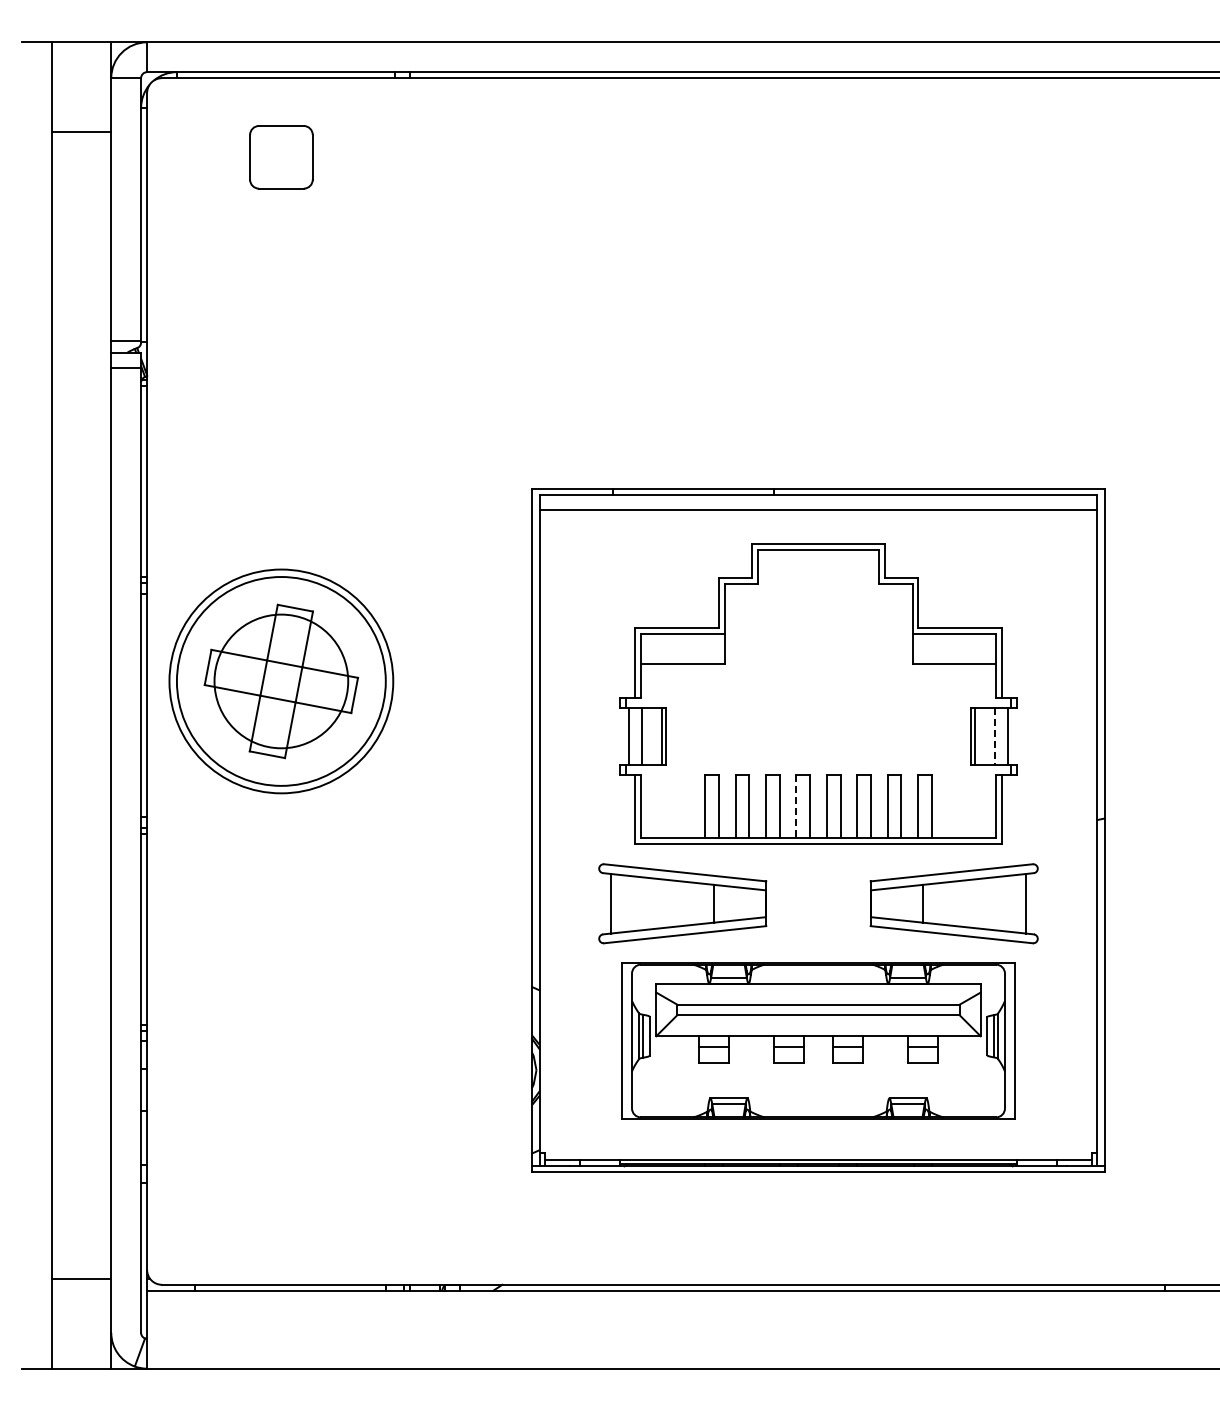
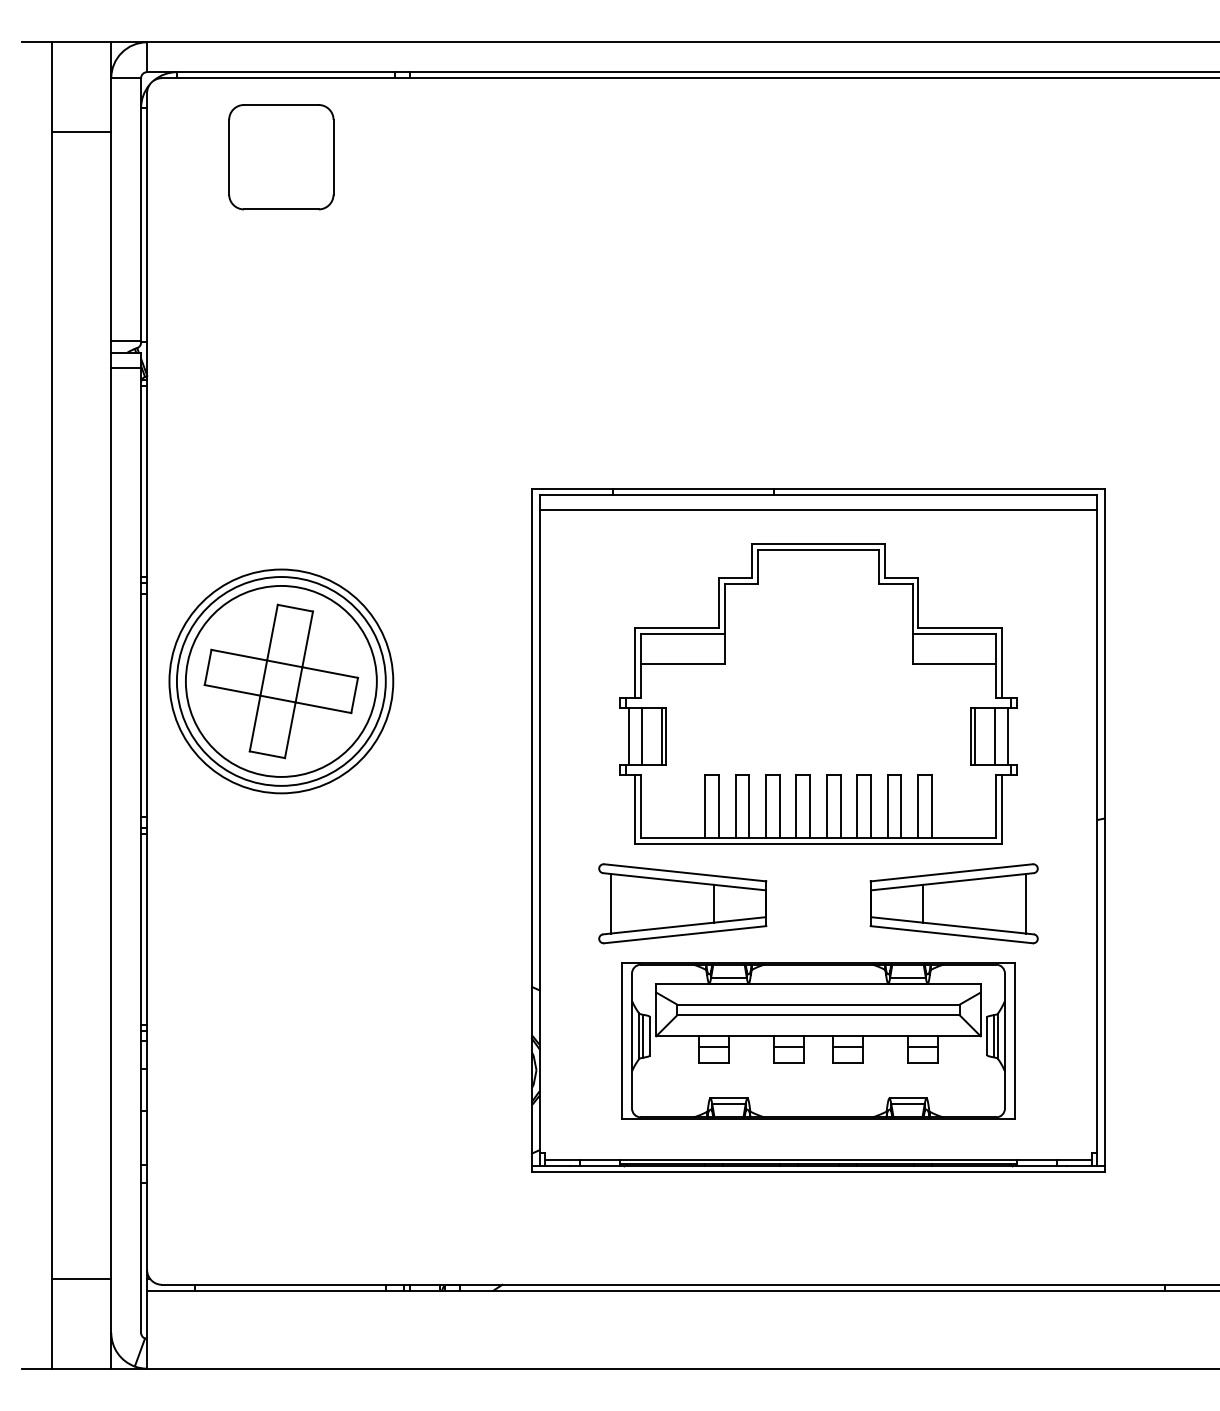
part size: 65x65 px -> 107x107 px (281, 157)
circle diameter: 134 px -> 191 px (280, 680)
line: dashed -> solid (995, 736)
line: dashed -> solid (796, 807)
